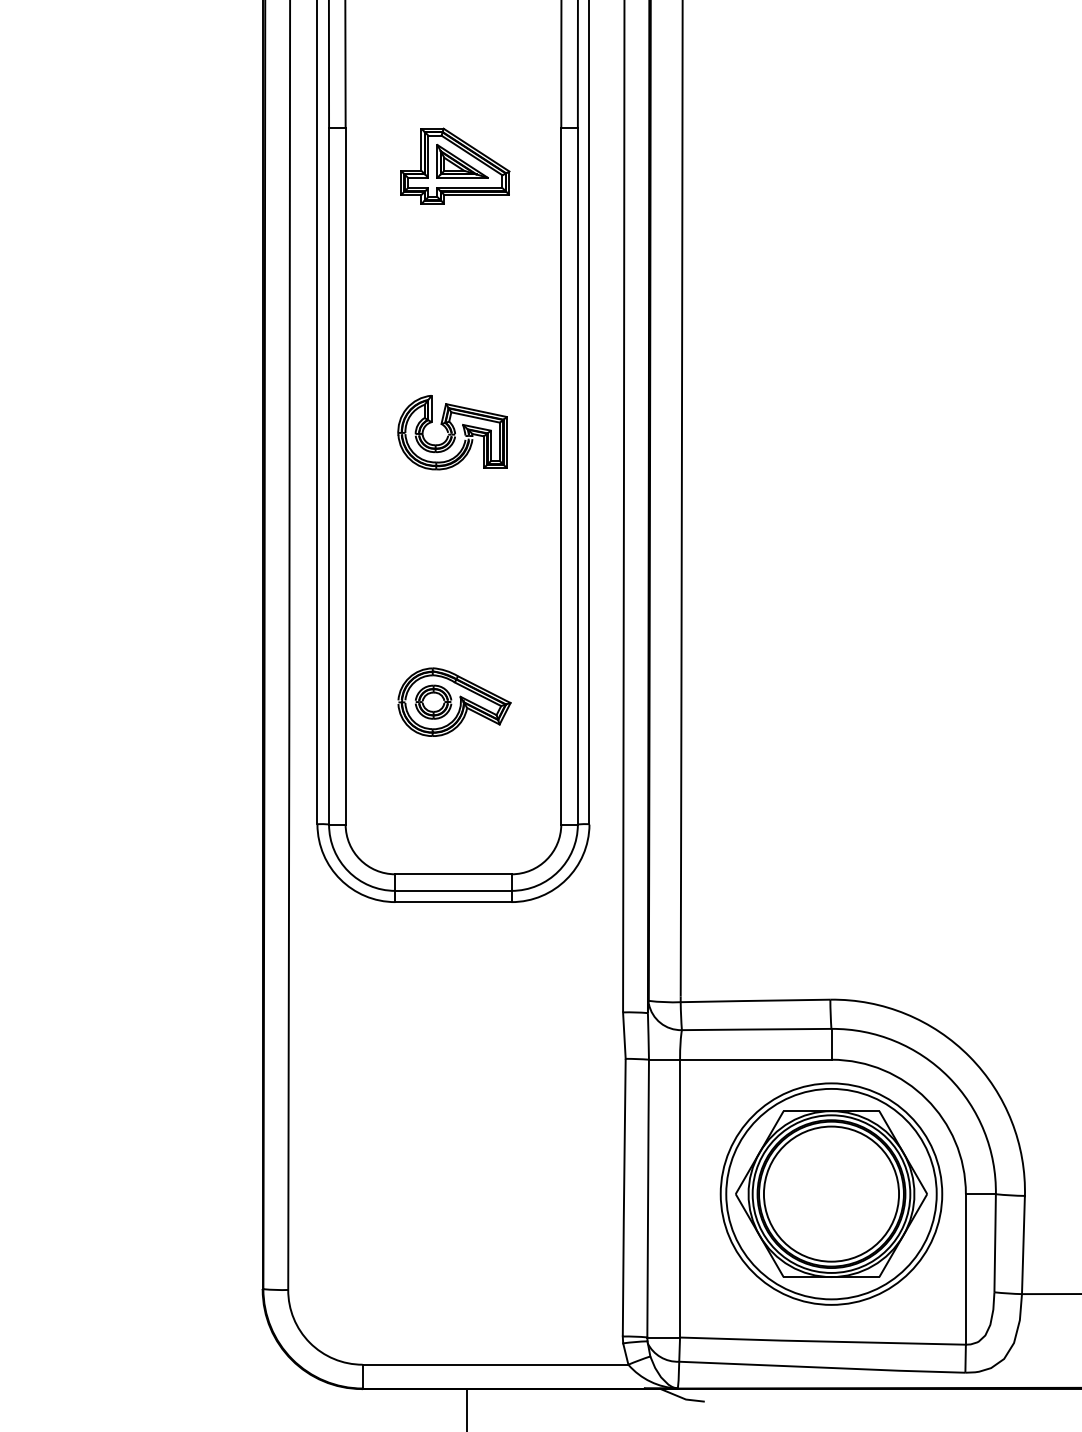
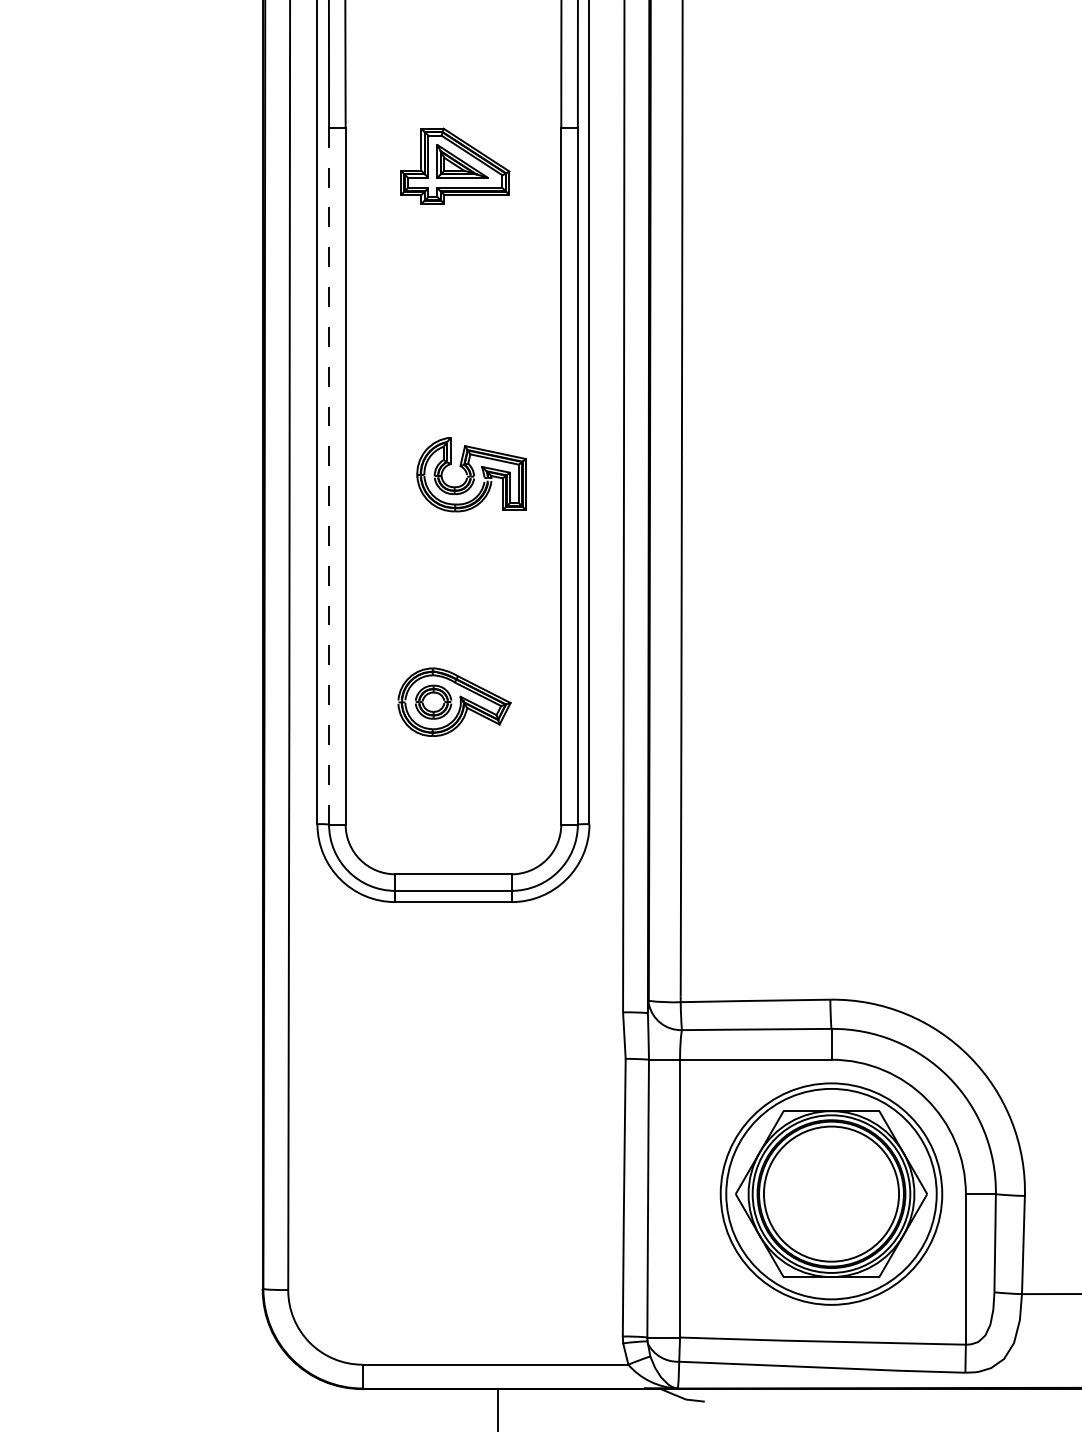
part position: (452, 432) -> (471, 474) (471, 474)
line: solid -> dashed (329, 476)
line position: (466, 1408) -> (497, 1408) (497, 1408)
